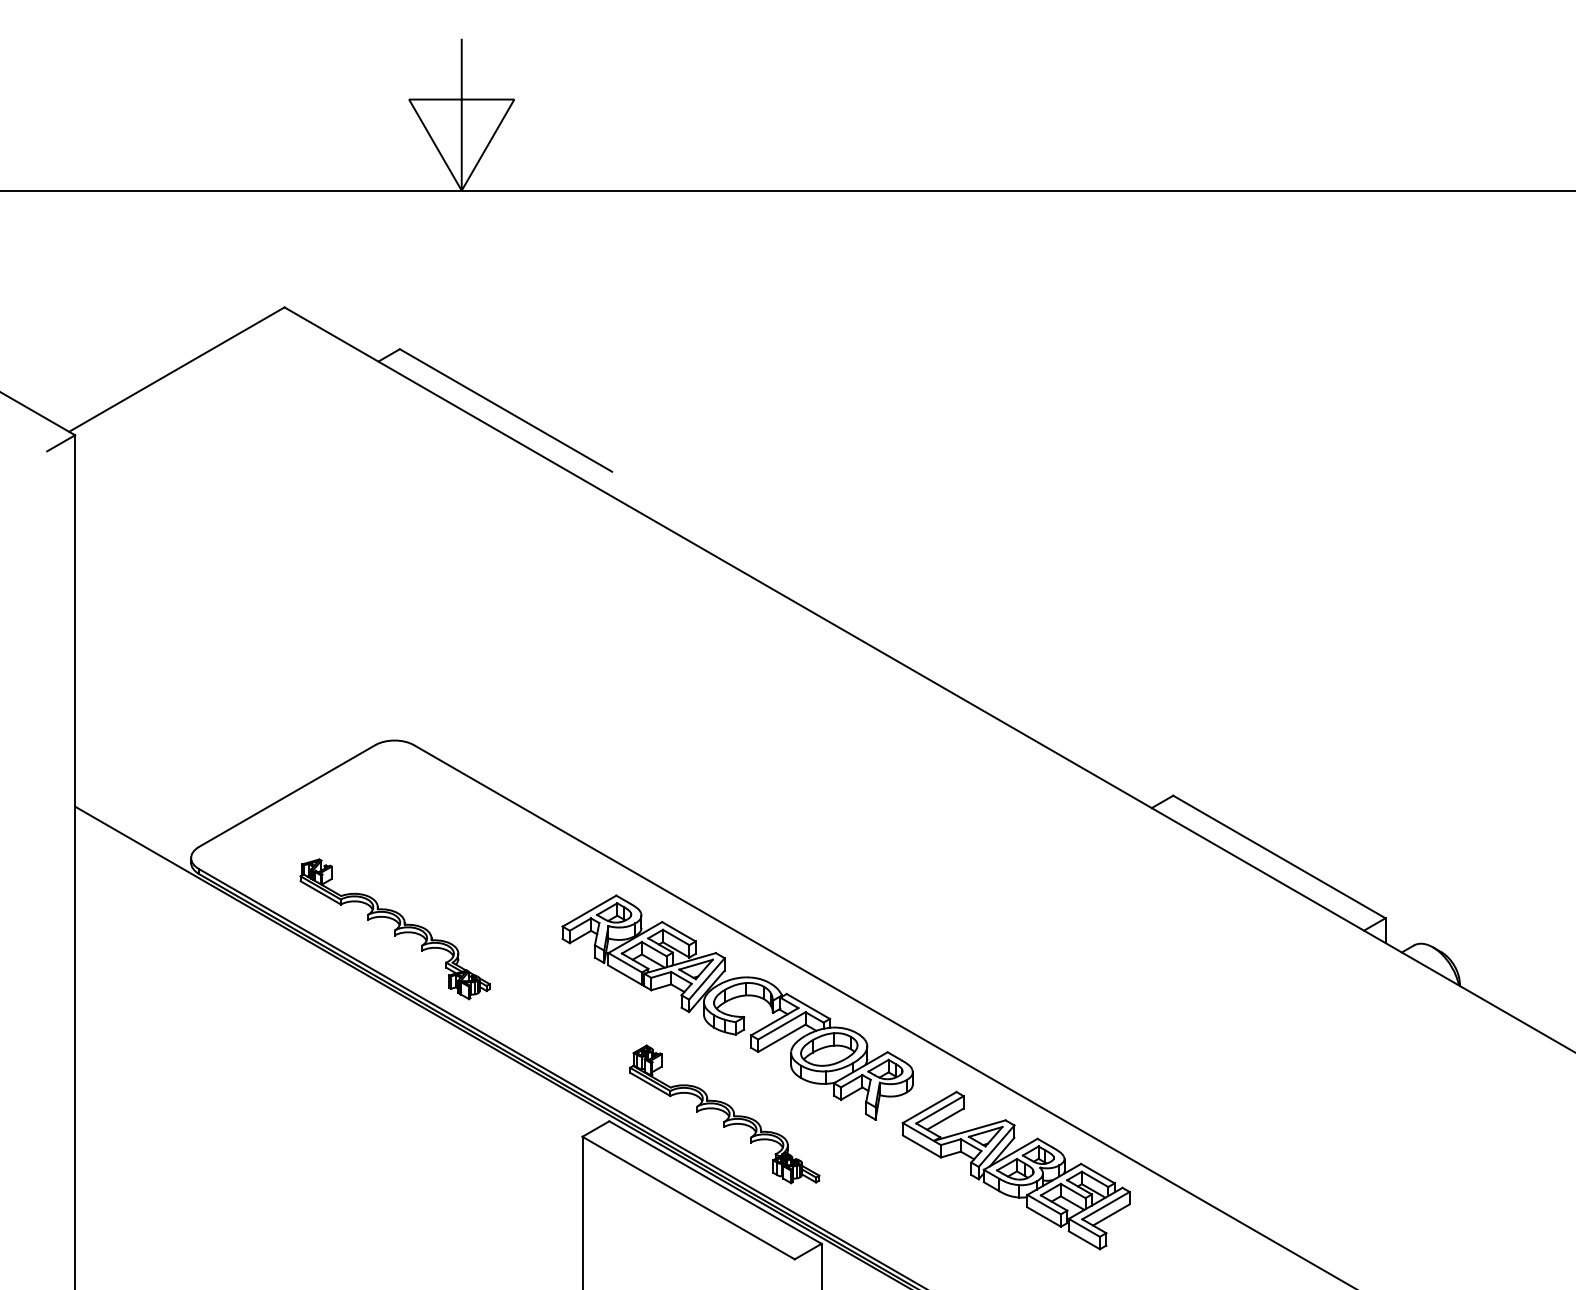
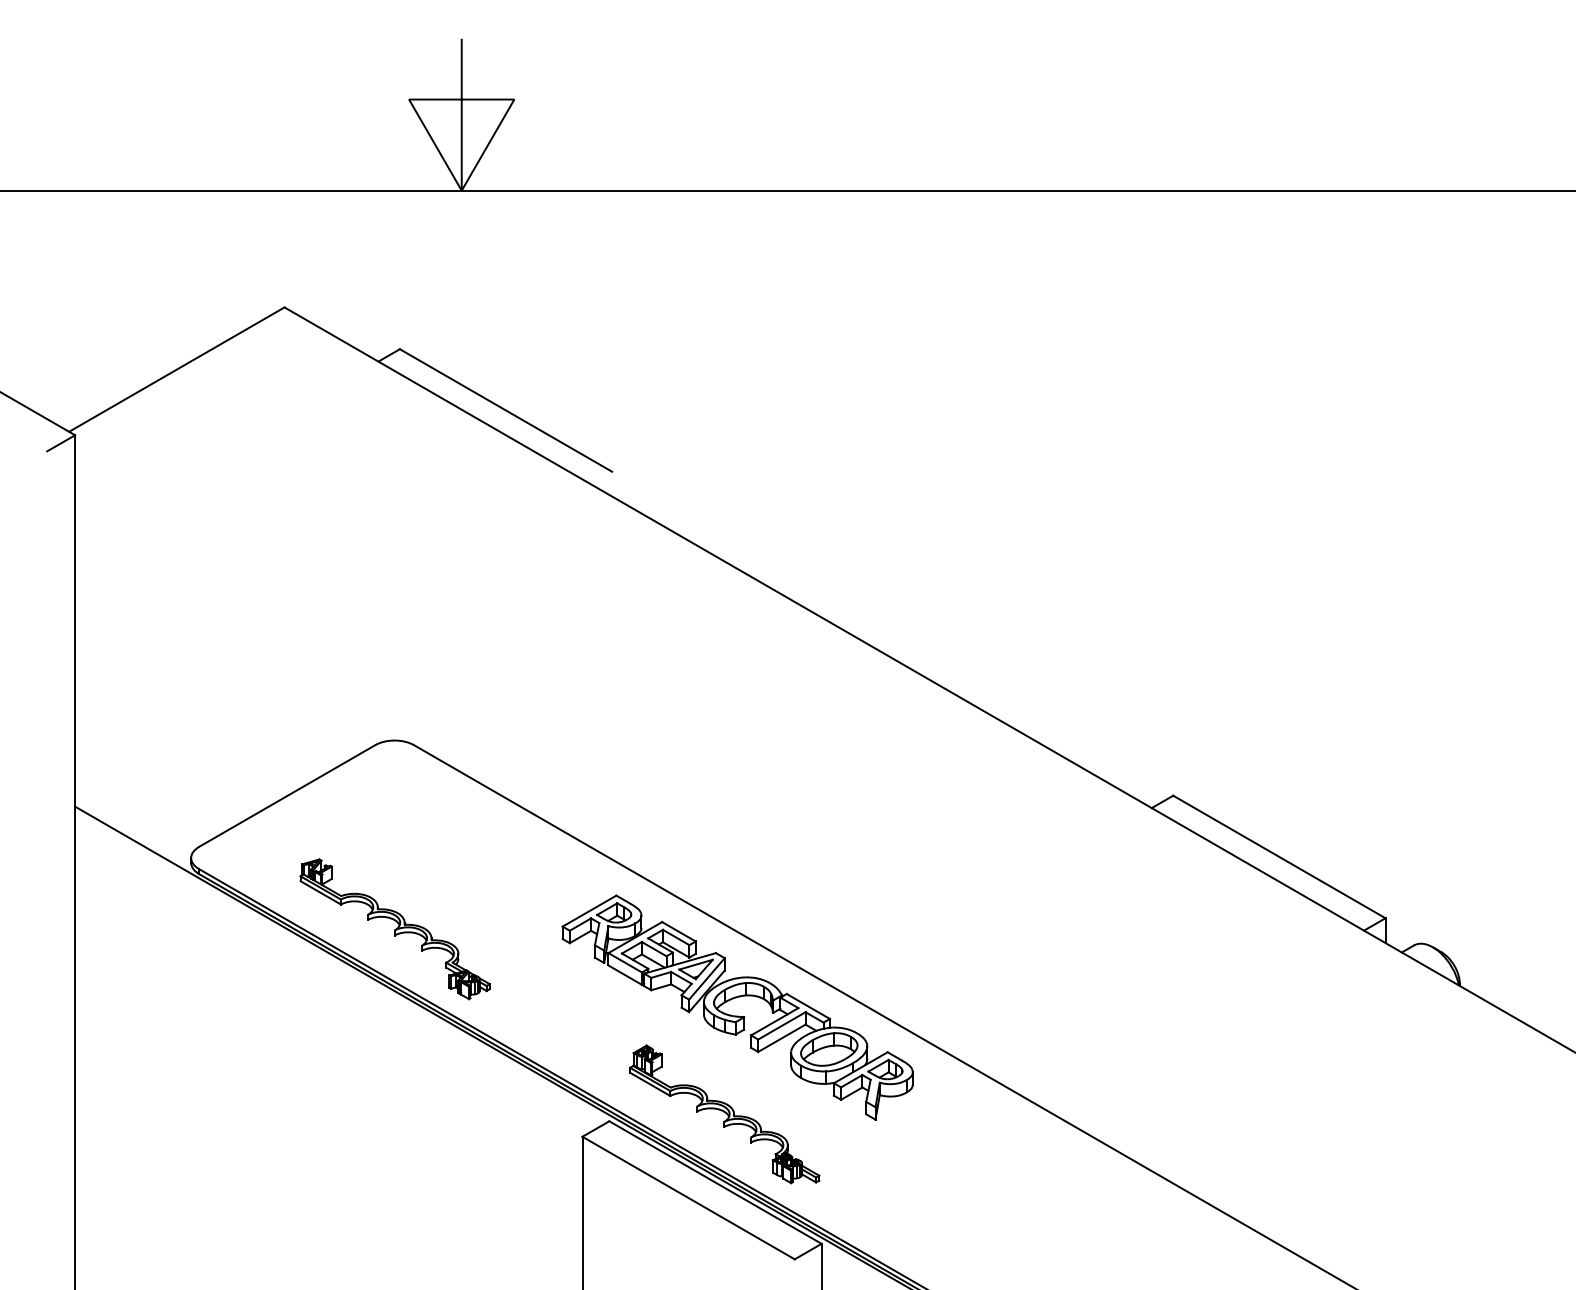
part: present -> none (1015, 1170)
